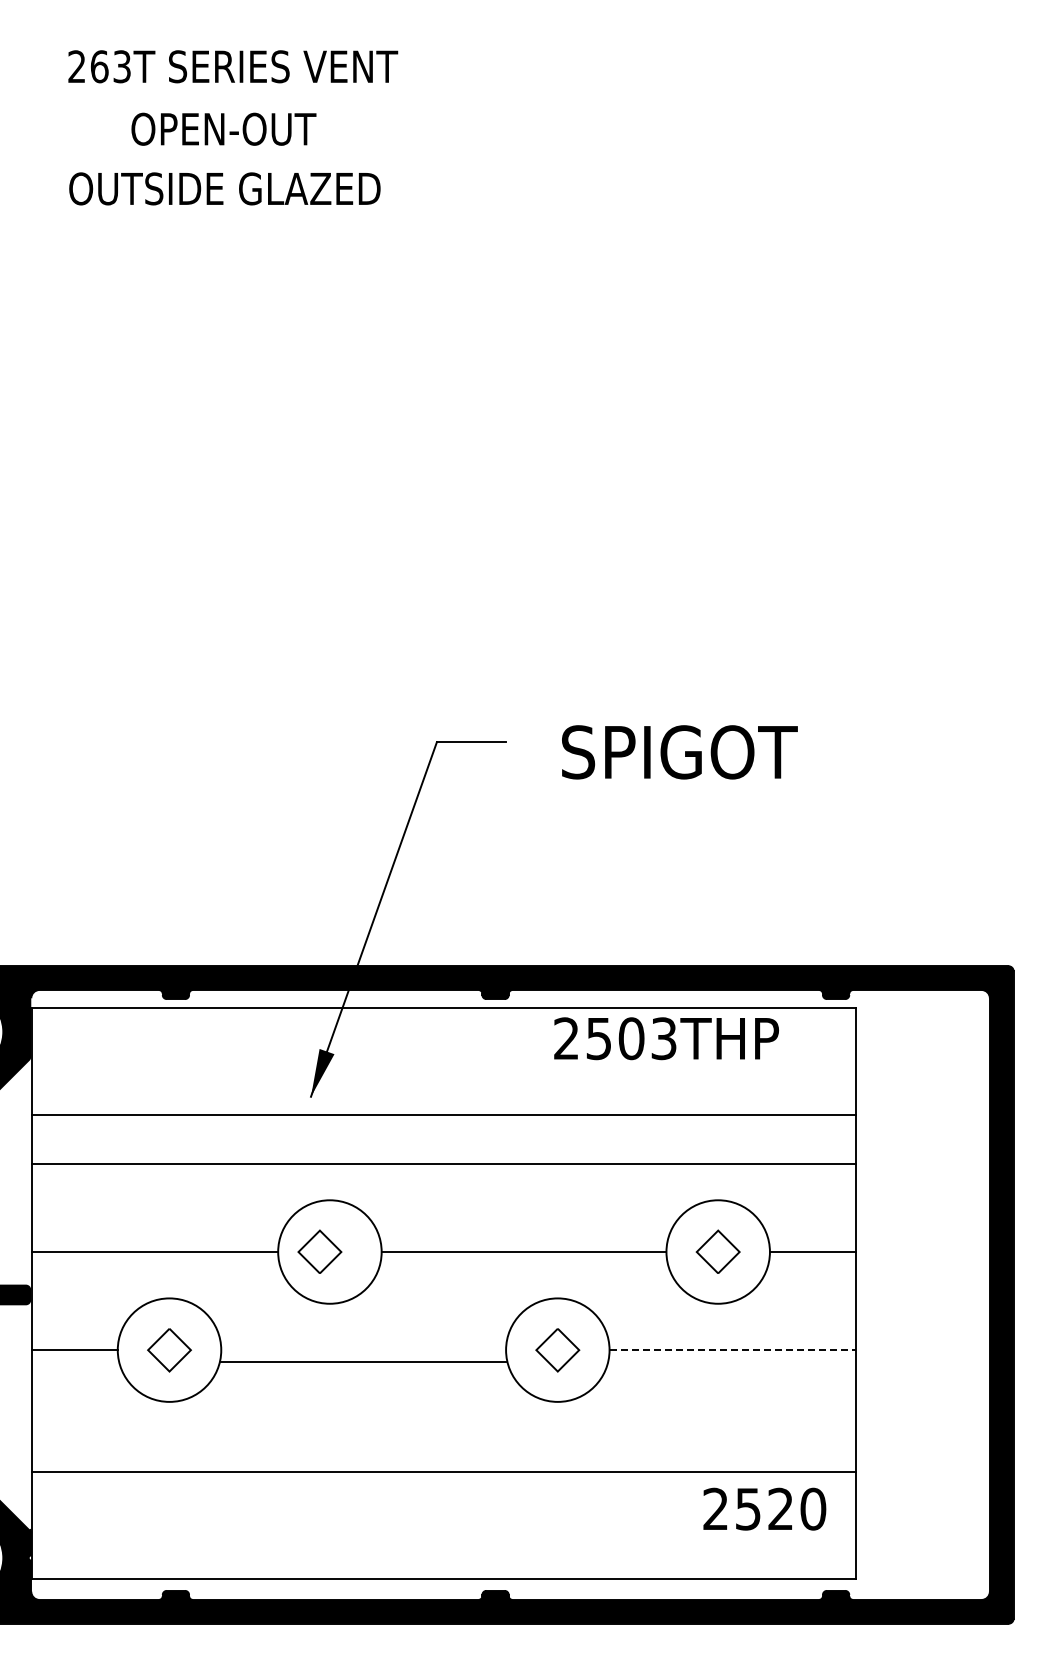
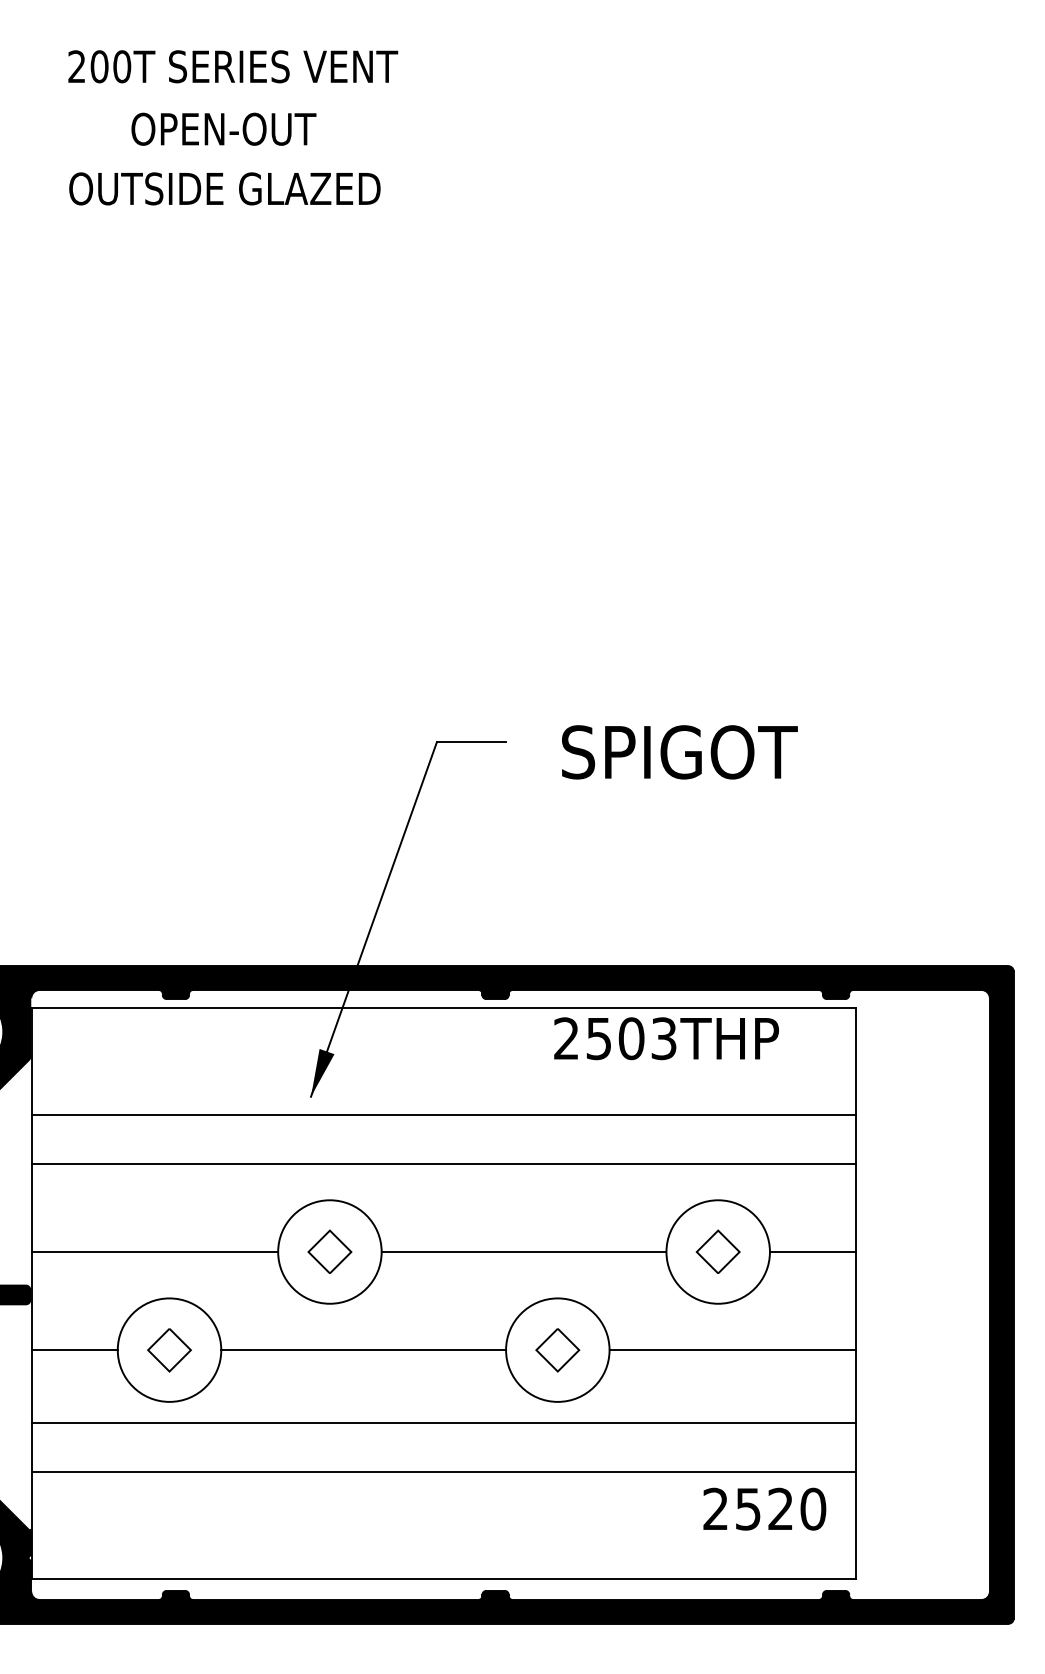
text: 263T -> 200T (110, 66)
part position: (319, 1251) -> (329, 1251) (329, 1251)
line: dashed -> solid (733, 1350)
line position: (363, 1362) -> (363, 1350) (363, 1350)
line: none -> present (443, 1423)
